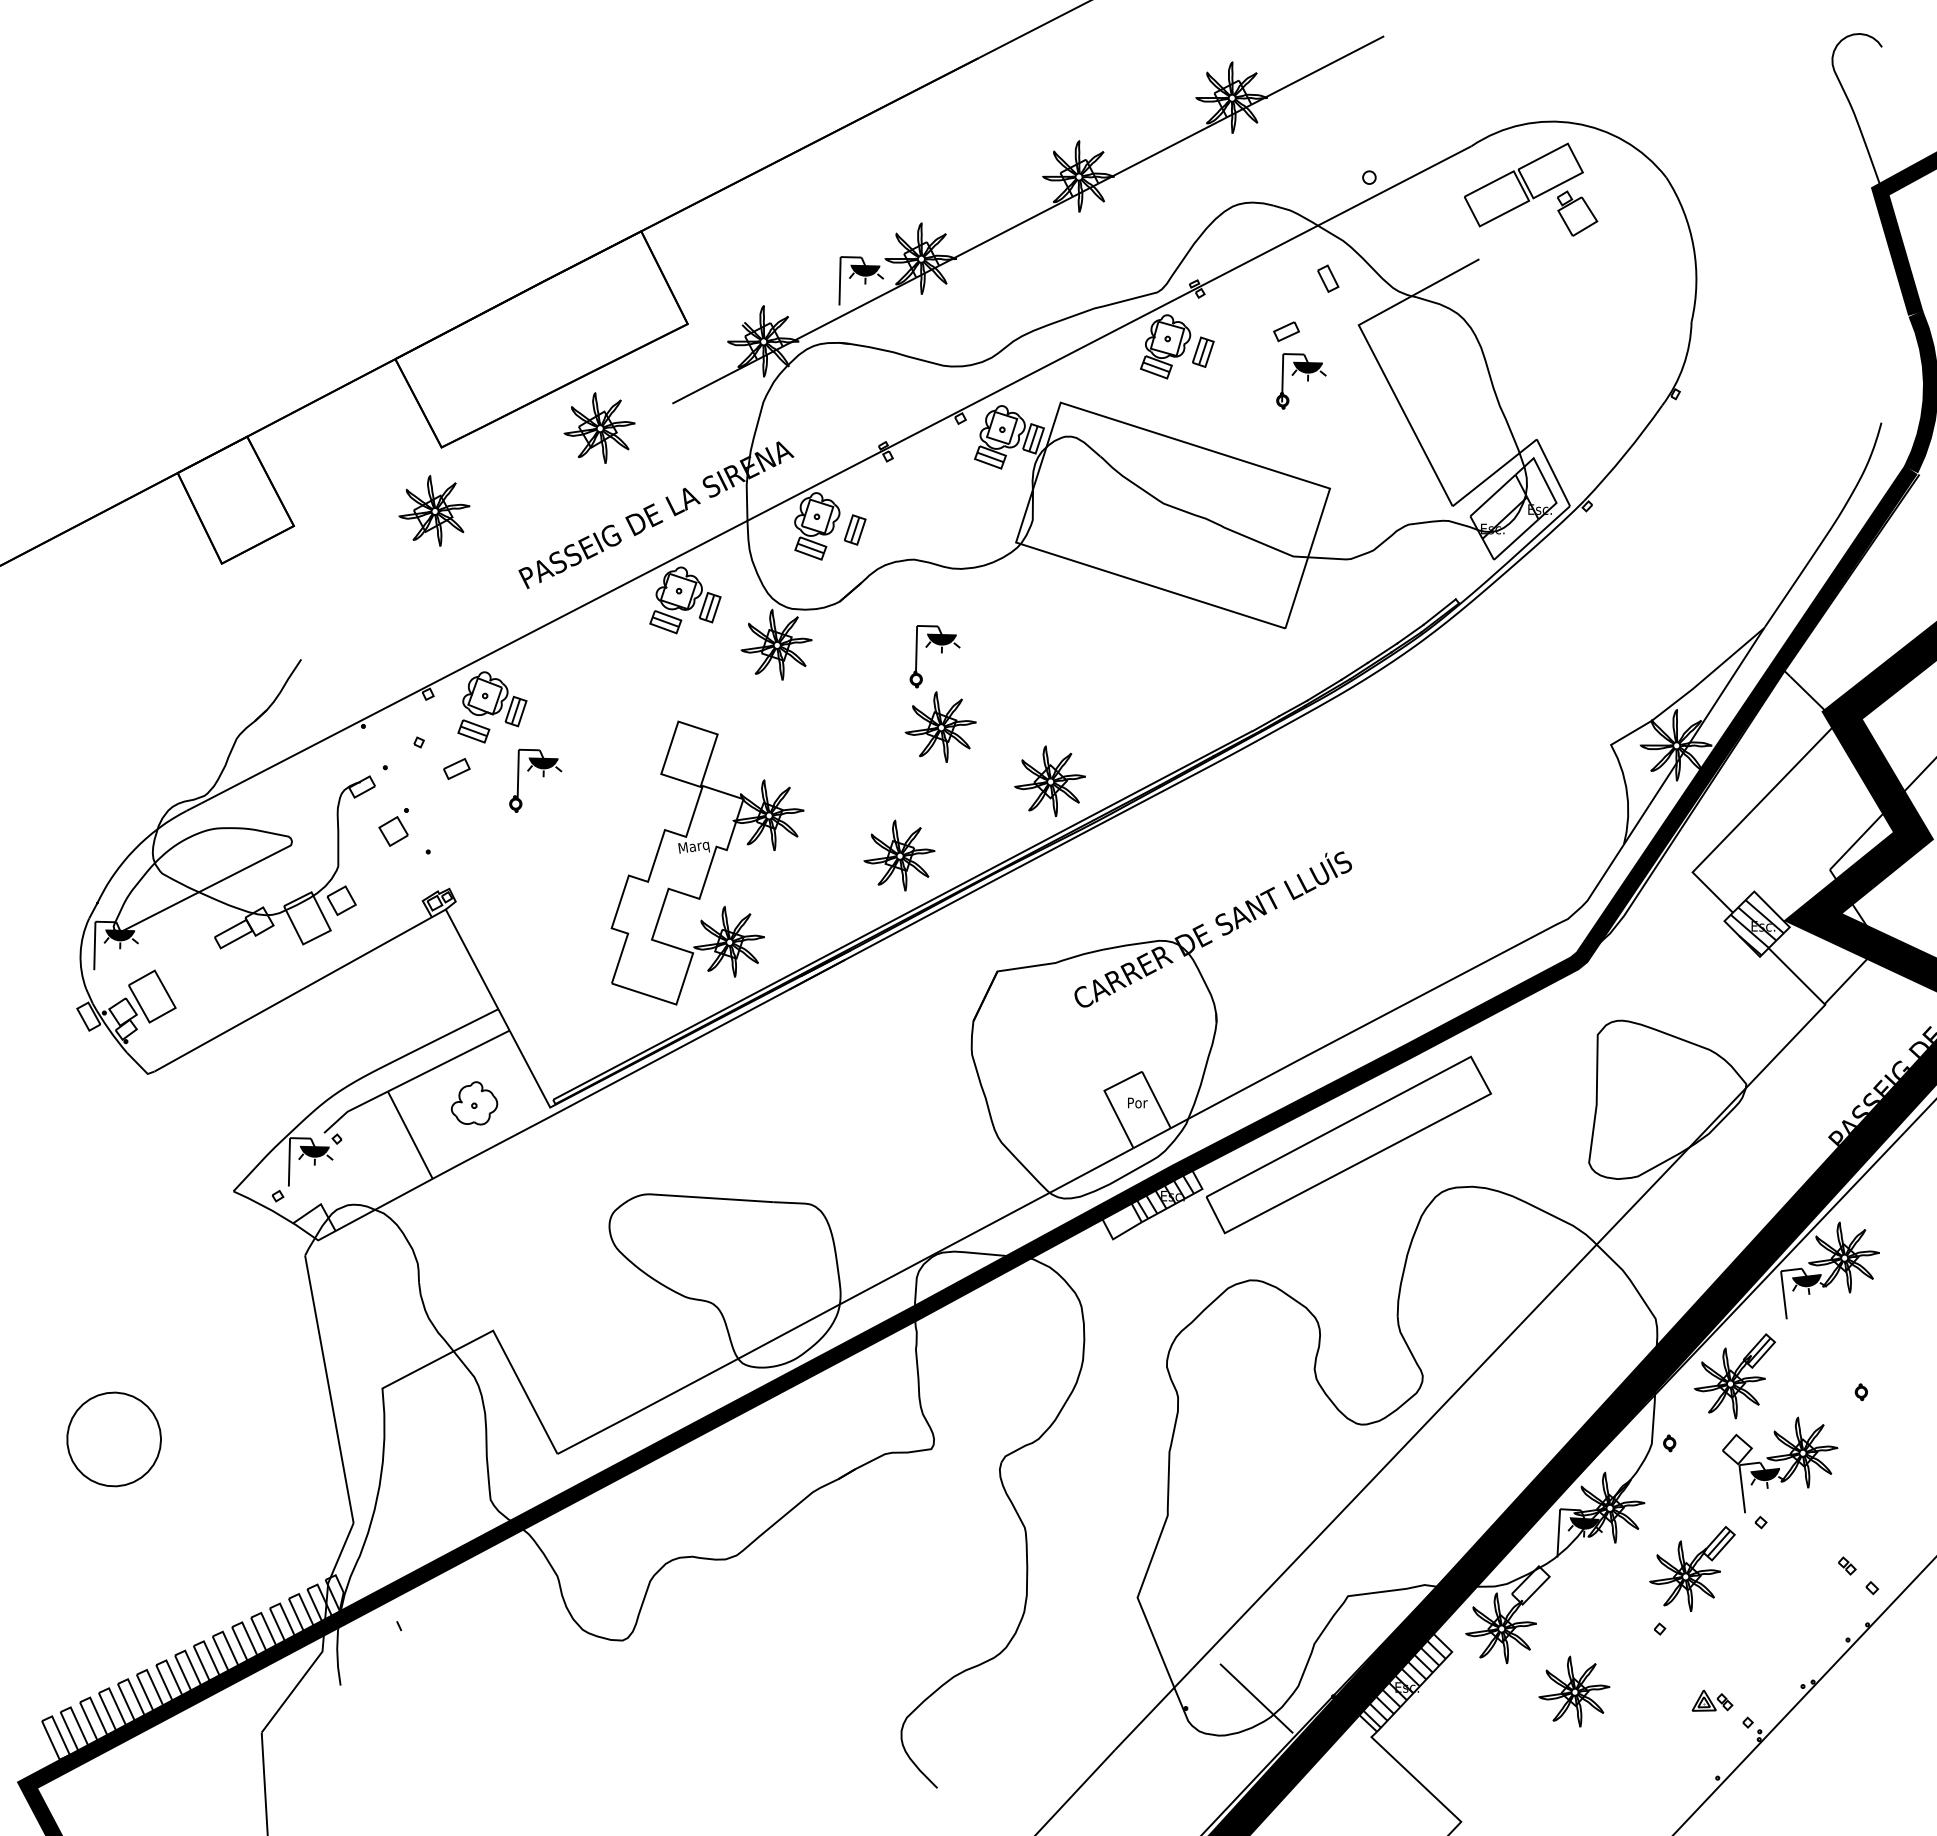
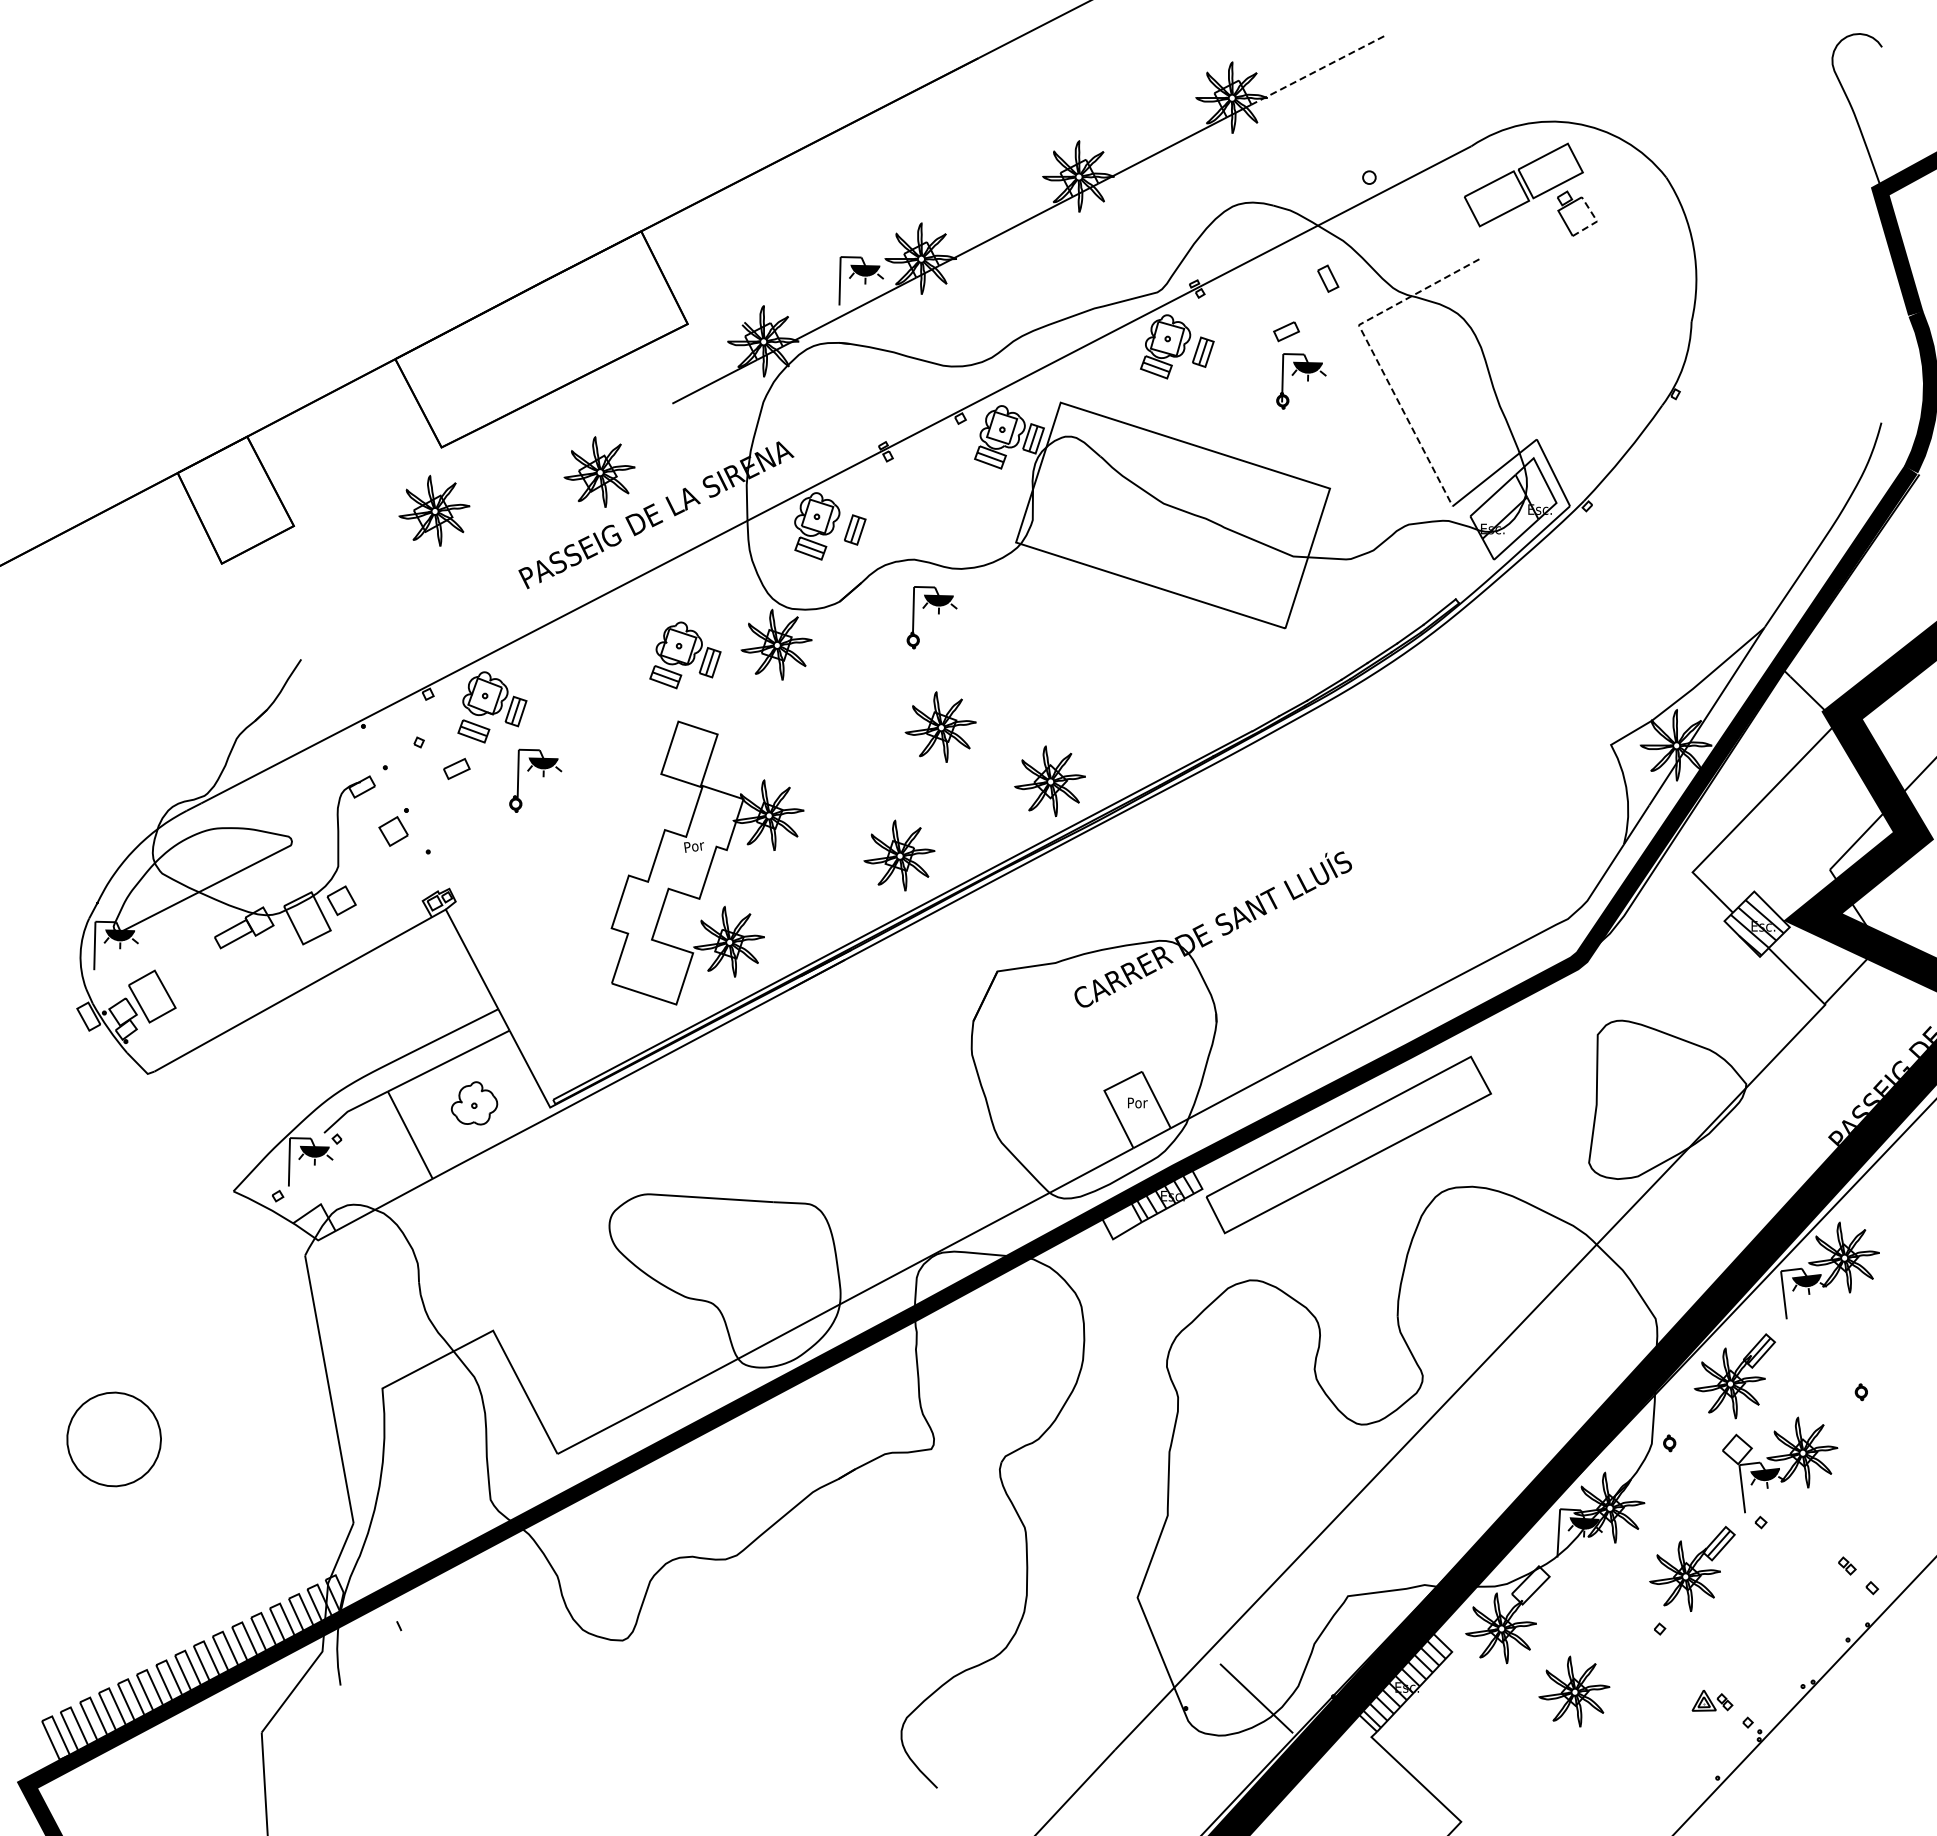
line: solid -> dashed (1318, 70)
line: solid -> dashed (1597, 221)
line: solid -> dashed (1373, 354)
part position: (599, 427) -> (599, 471) (599, 471)
part position: (685, 600) -> (685, 655) (685, 655)
part position: (941, 653) -> (938, 614) (938, 614)
text: Marq -> Por (693, 847)
